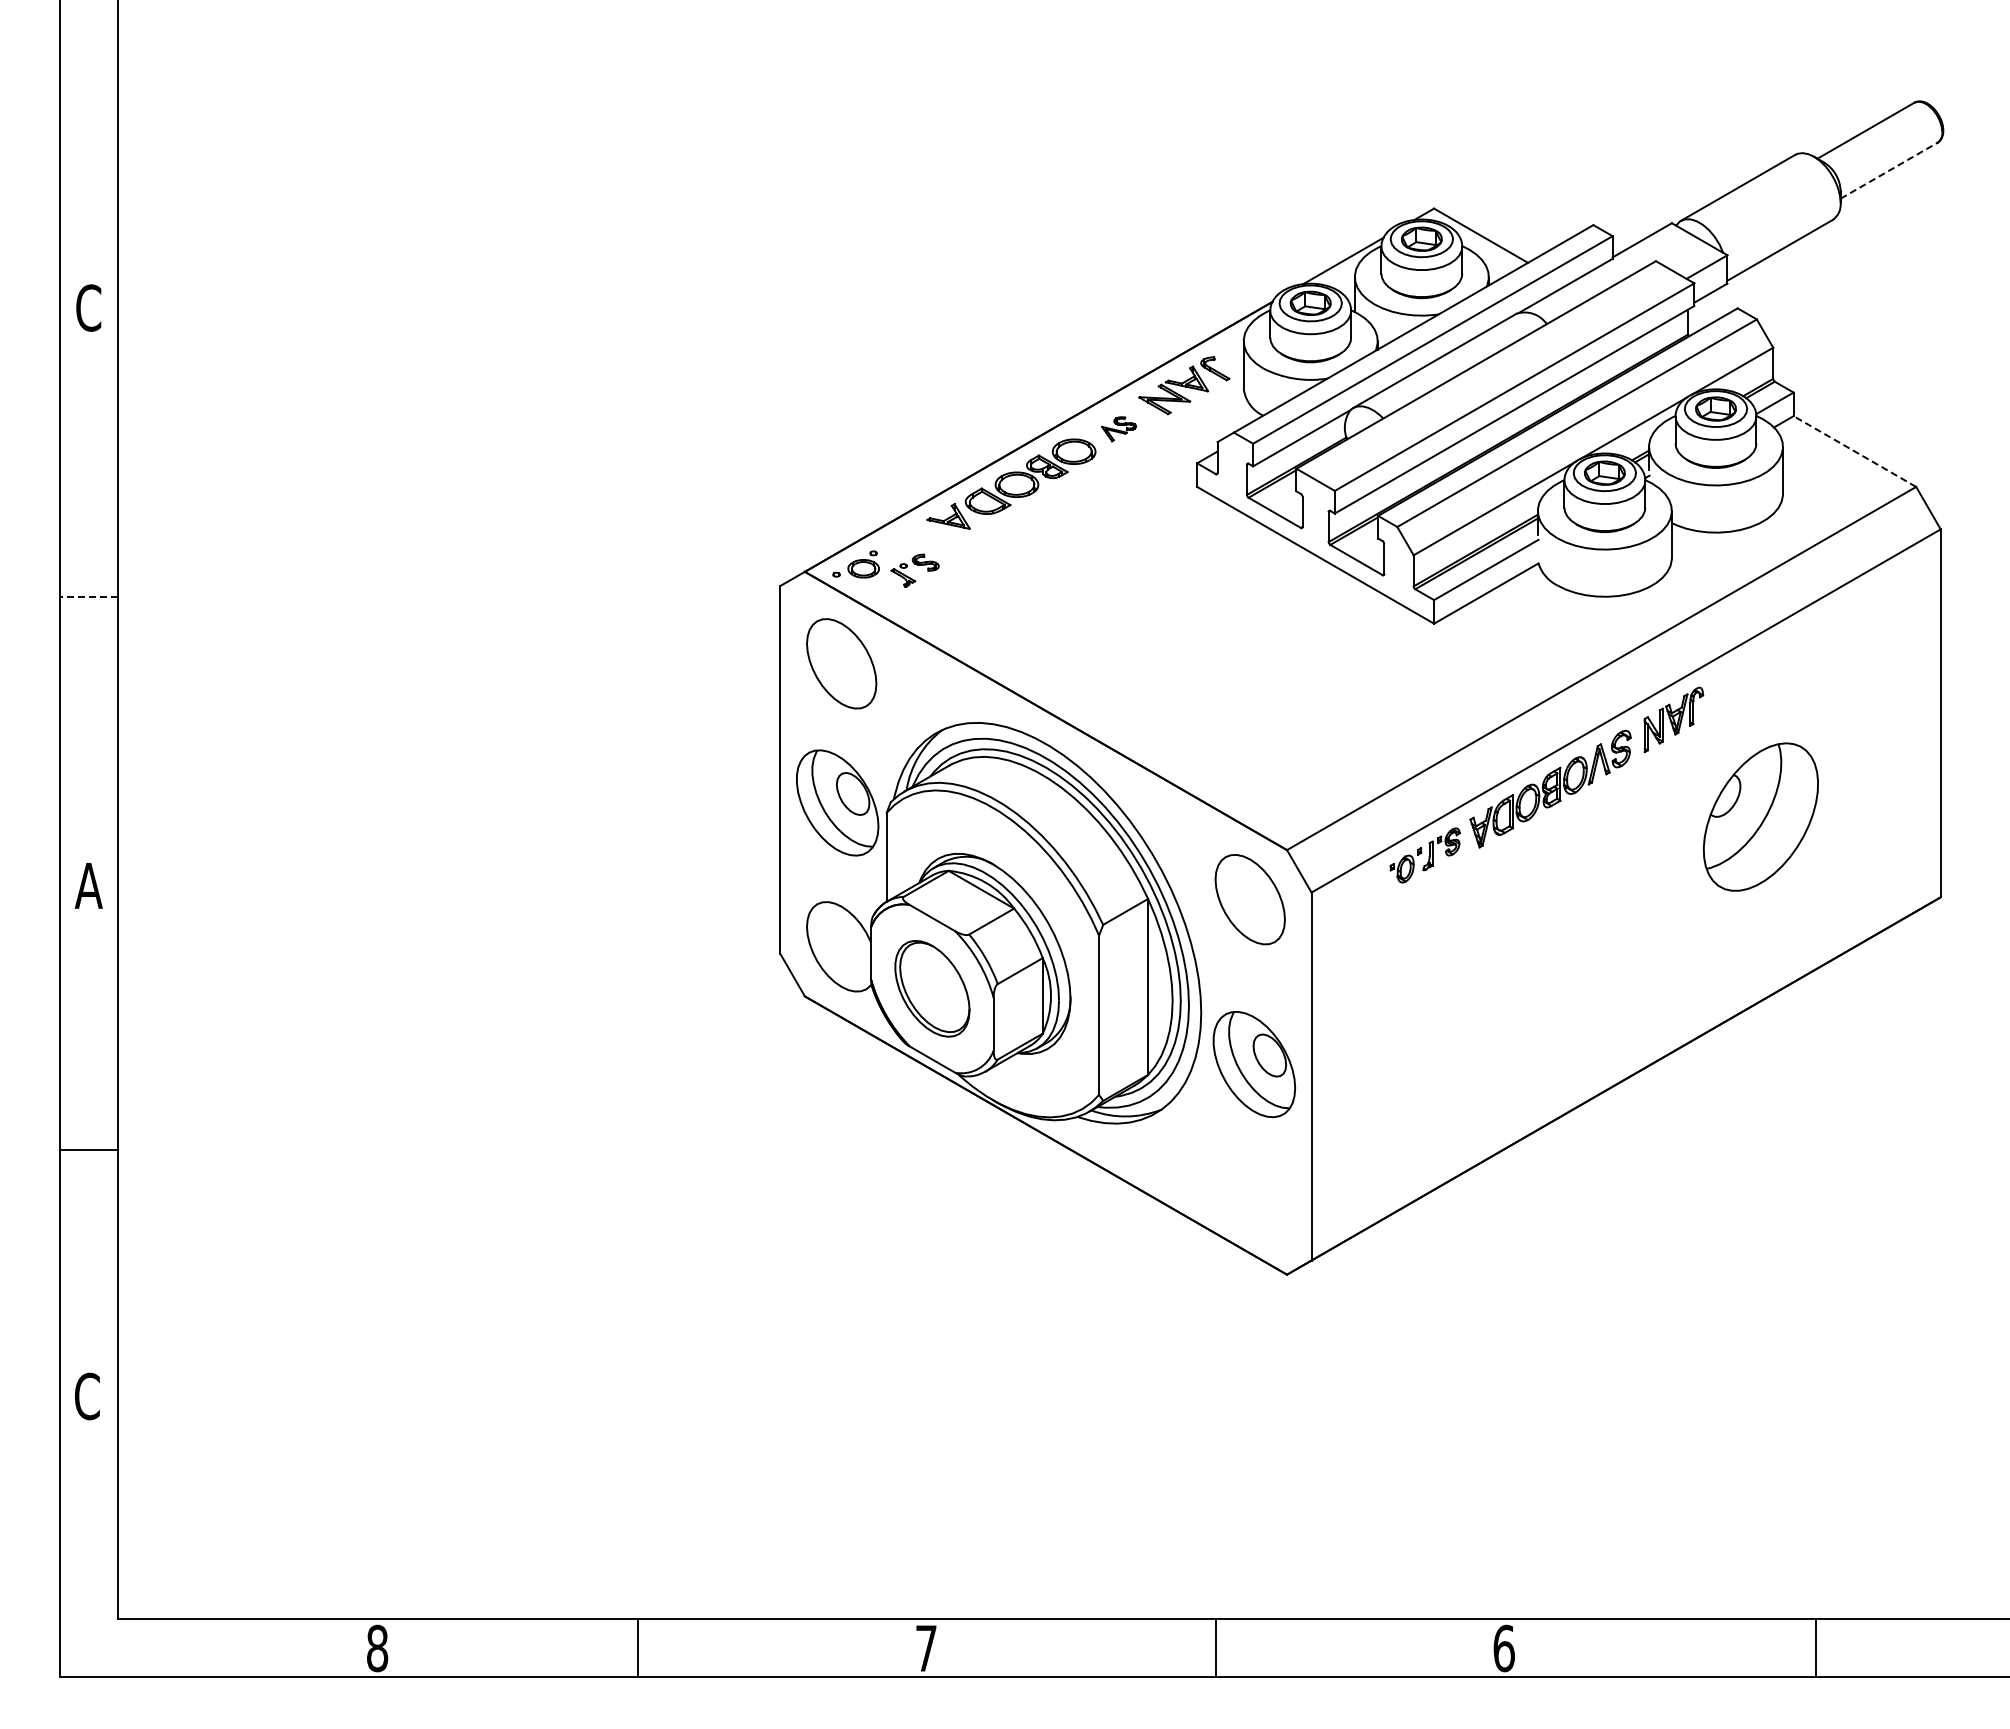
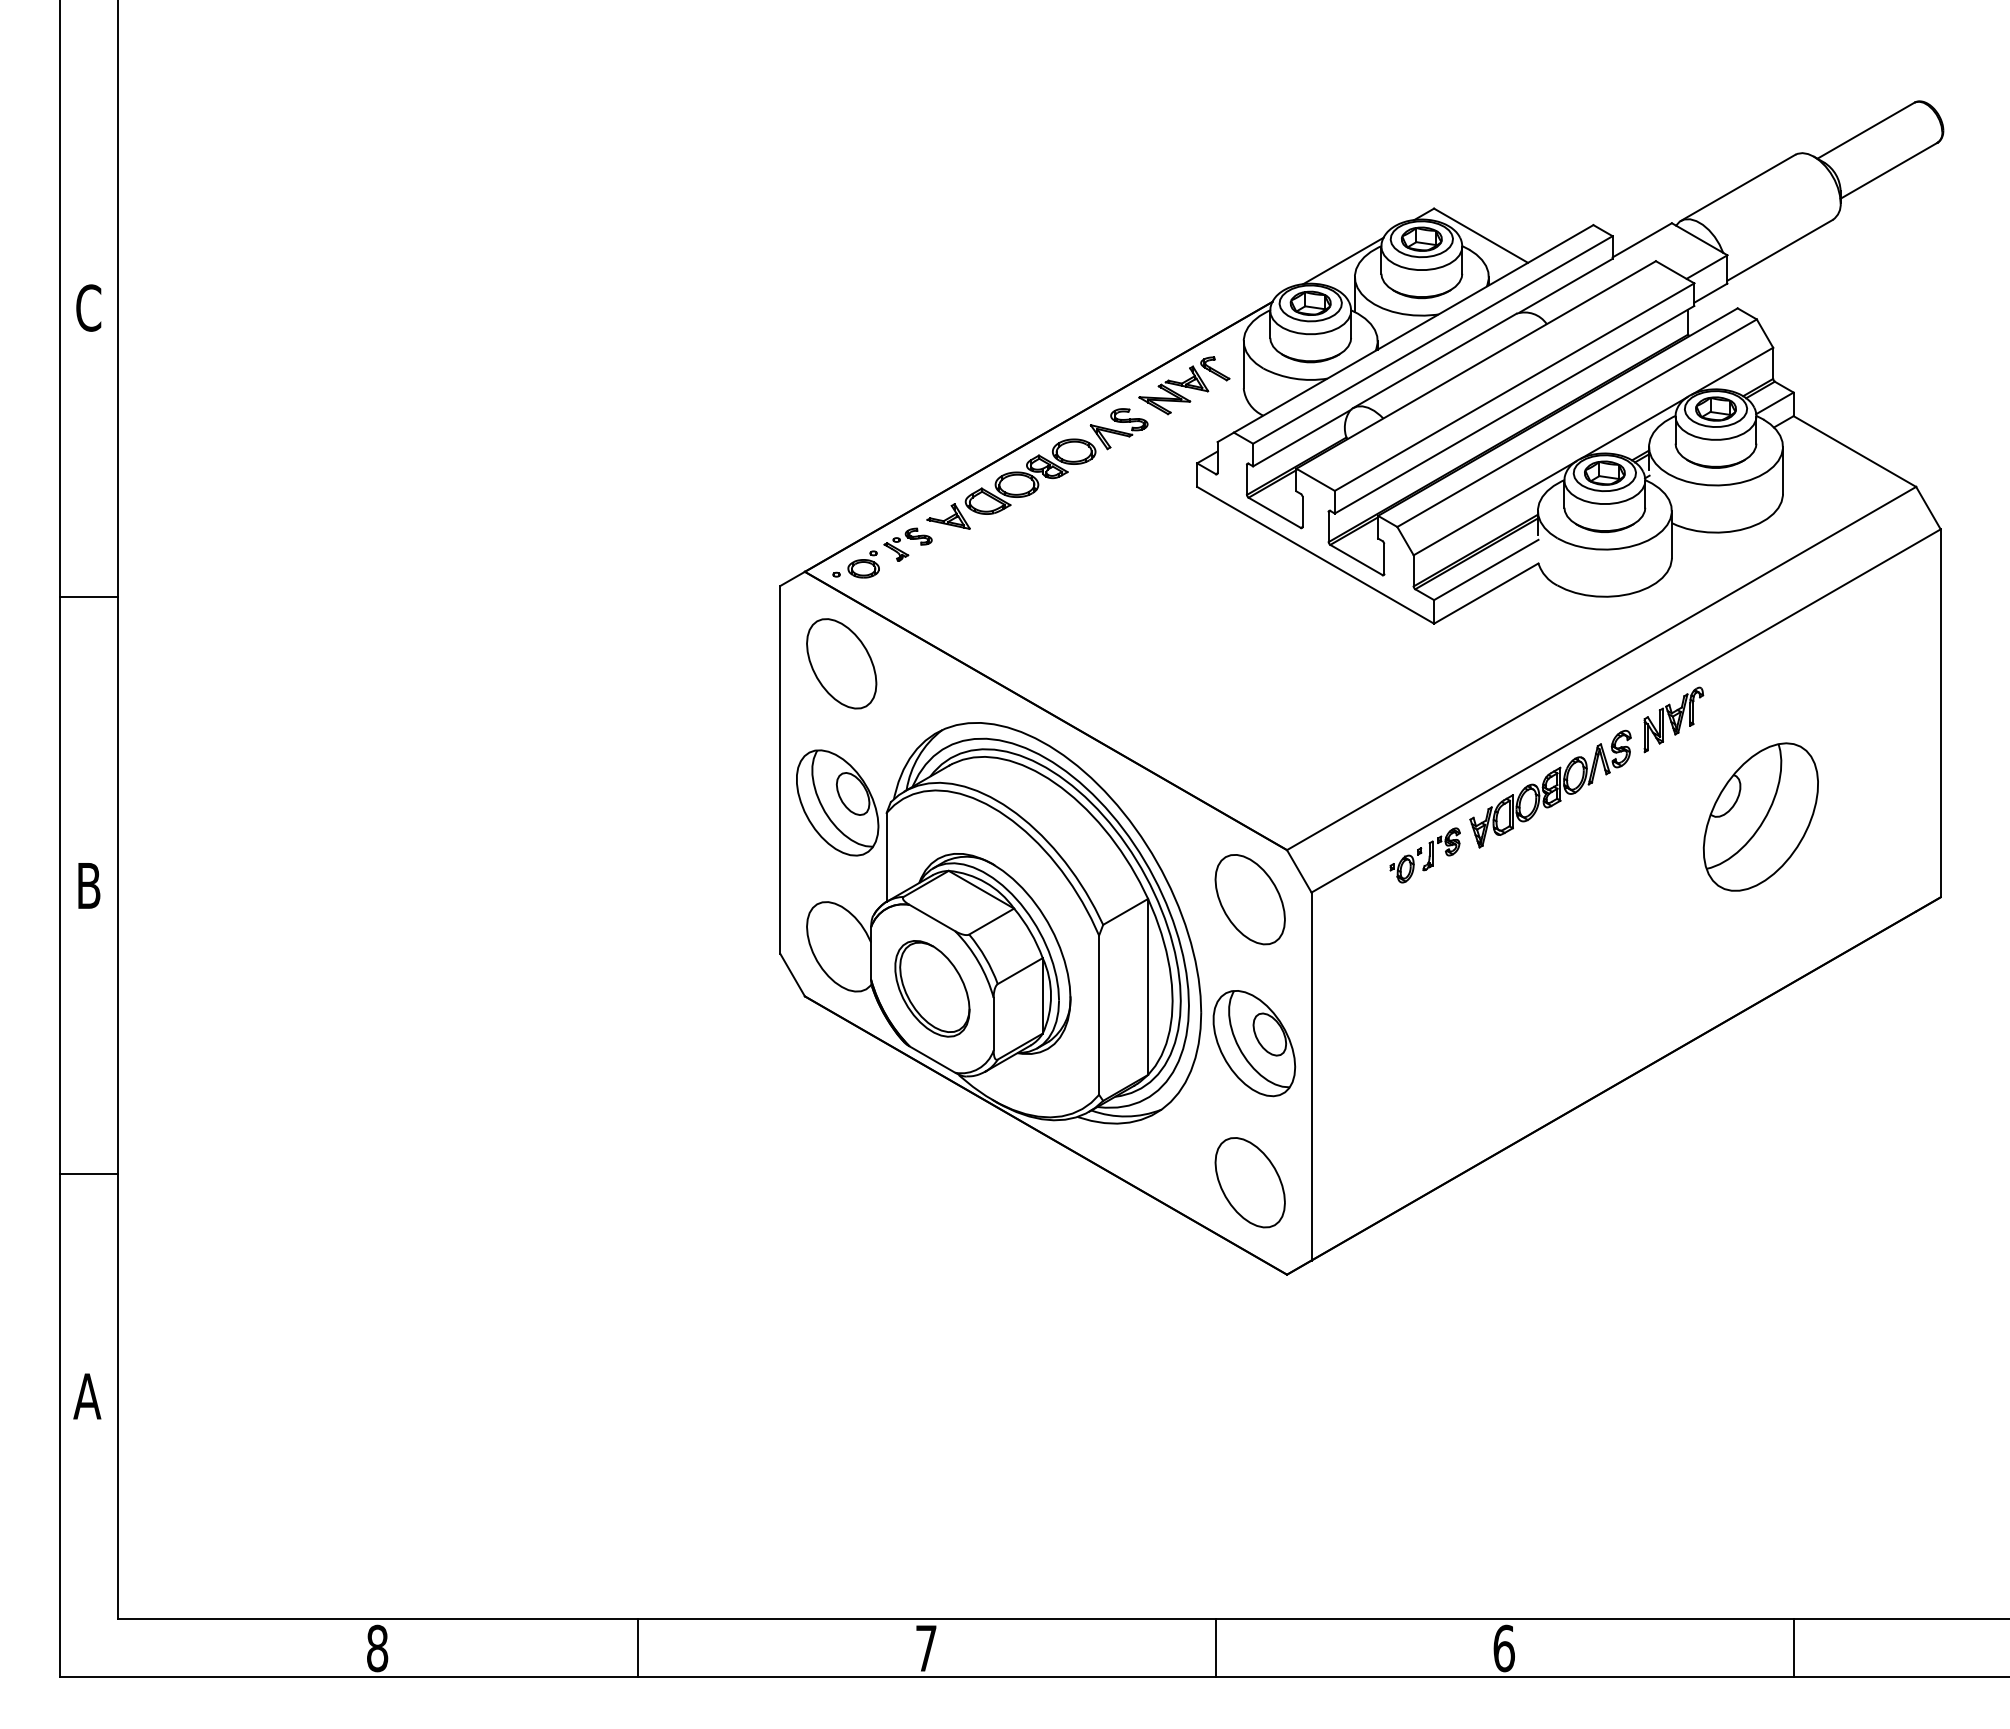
line: dashed -> solid (1889, 170)
part size: 37x27 px -> 60x43 px (1118, 429)
line: dashed -> solid (1854, 451)
part position: (914, 570) -> (907, 544) (907, 544)
line: dashed -> solid (89, 596)
text: A -> B (88, 885)
part position: (1254, 1064) -> (1254, 1043) (1254, 1043)
line position: (89, 1150) -> (89, 1174) (89, 1174)
part: none -> present (1249, 1182)
text: C -> A (87, 1396)
line position: (1815, 1648) -> (1793, 1648) (1793, 1648)
